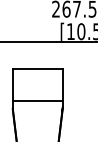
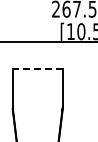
line: solid -> dashed (37, 68)
line: present -> none (37, 100)
